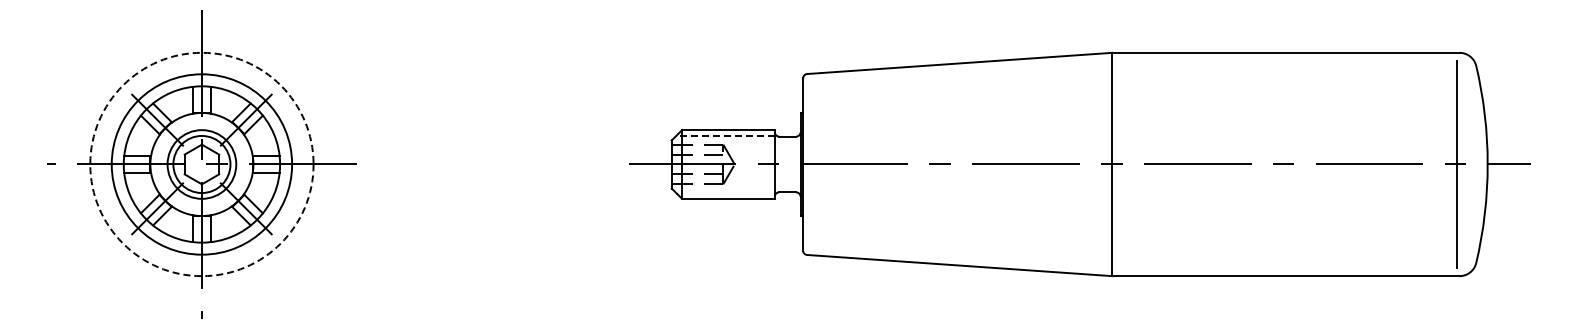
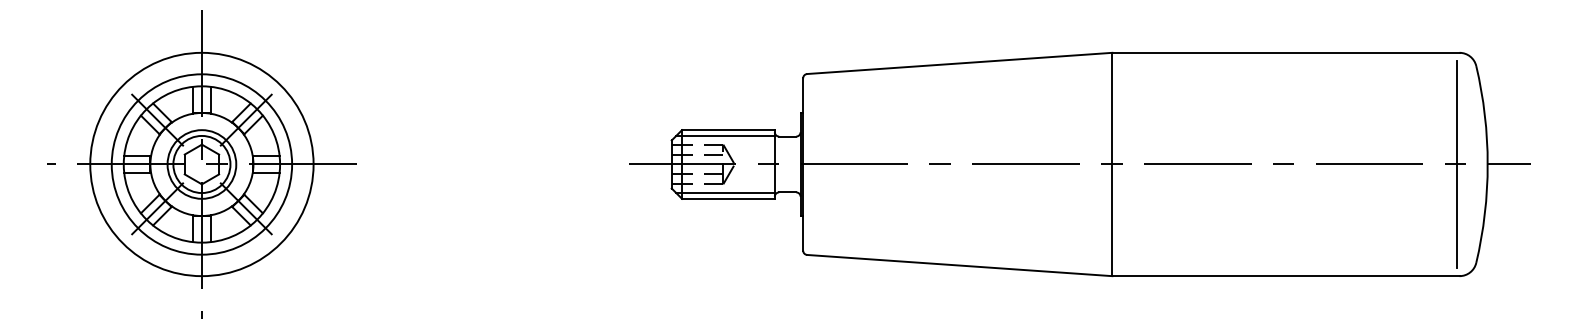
line: dashed -> solid (725, 135)
circle: dashed -> solid (201, 164)
line: none -> present (725, 193)
